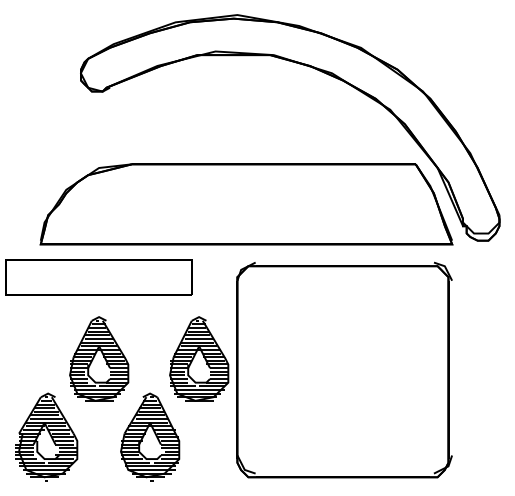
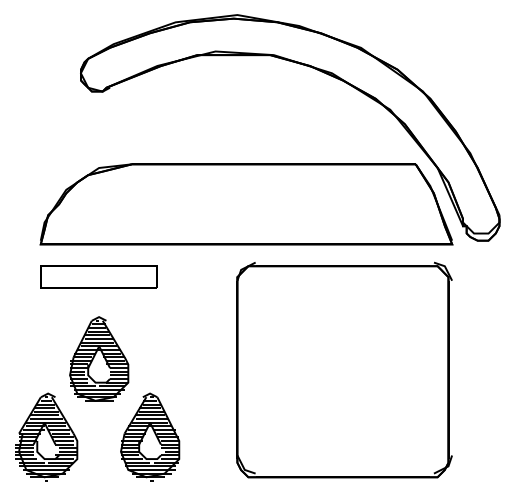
part size: 188x37 px -> 118x24 px (98, 276)
part: present -> none (199, 358)
